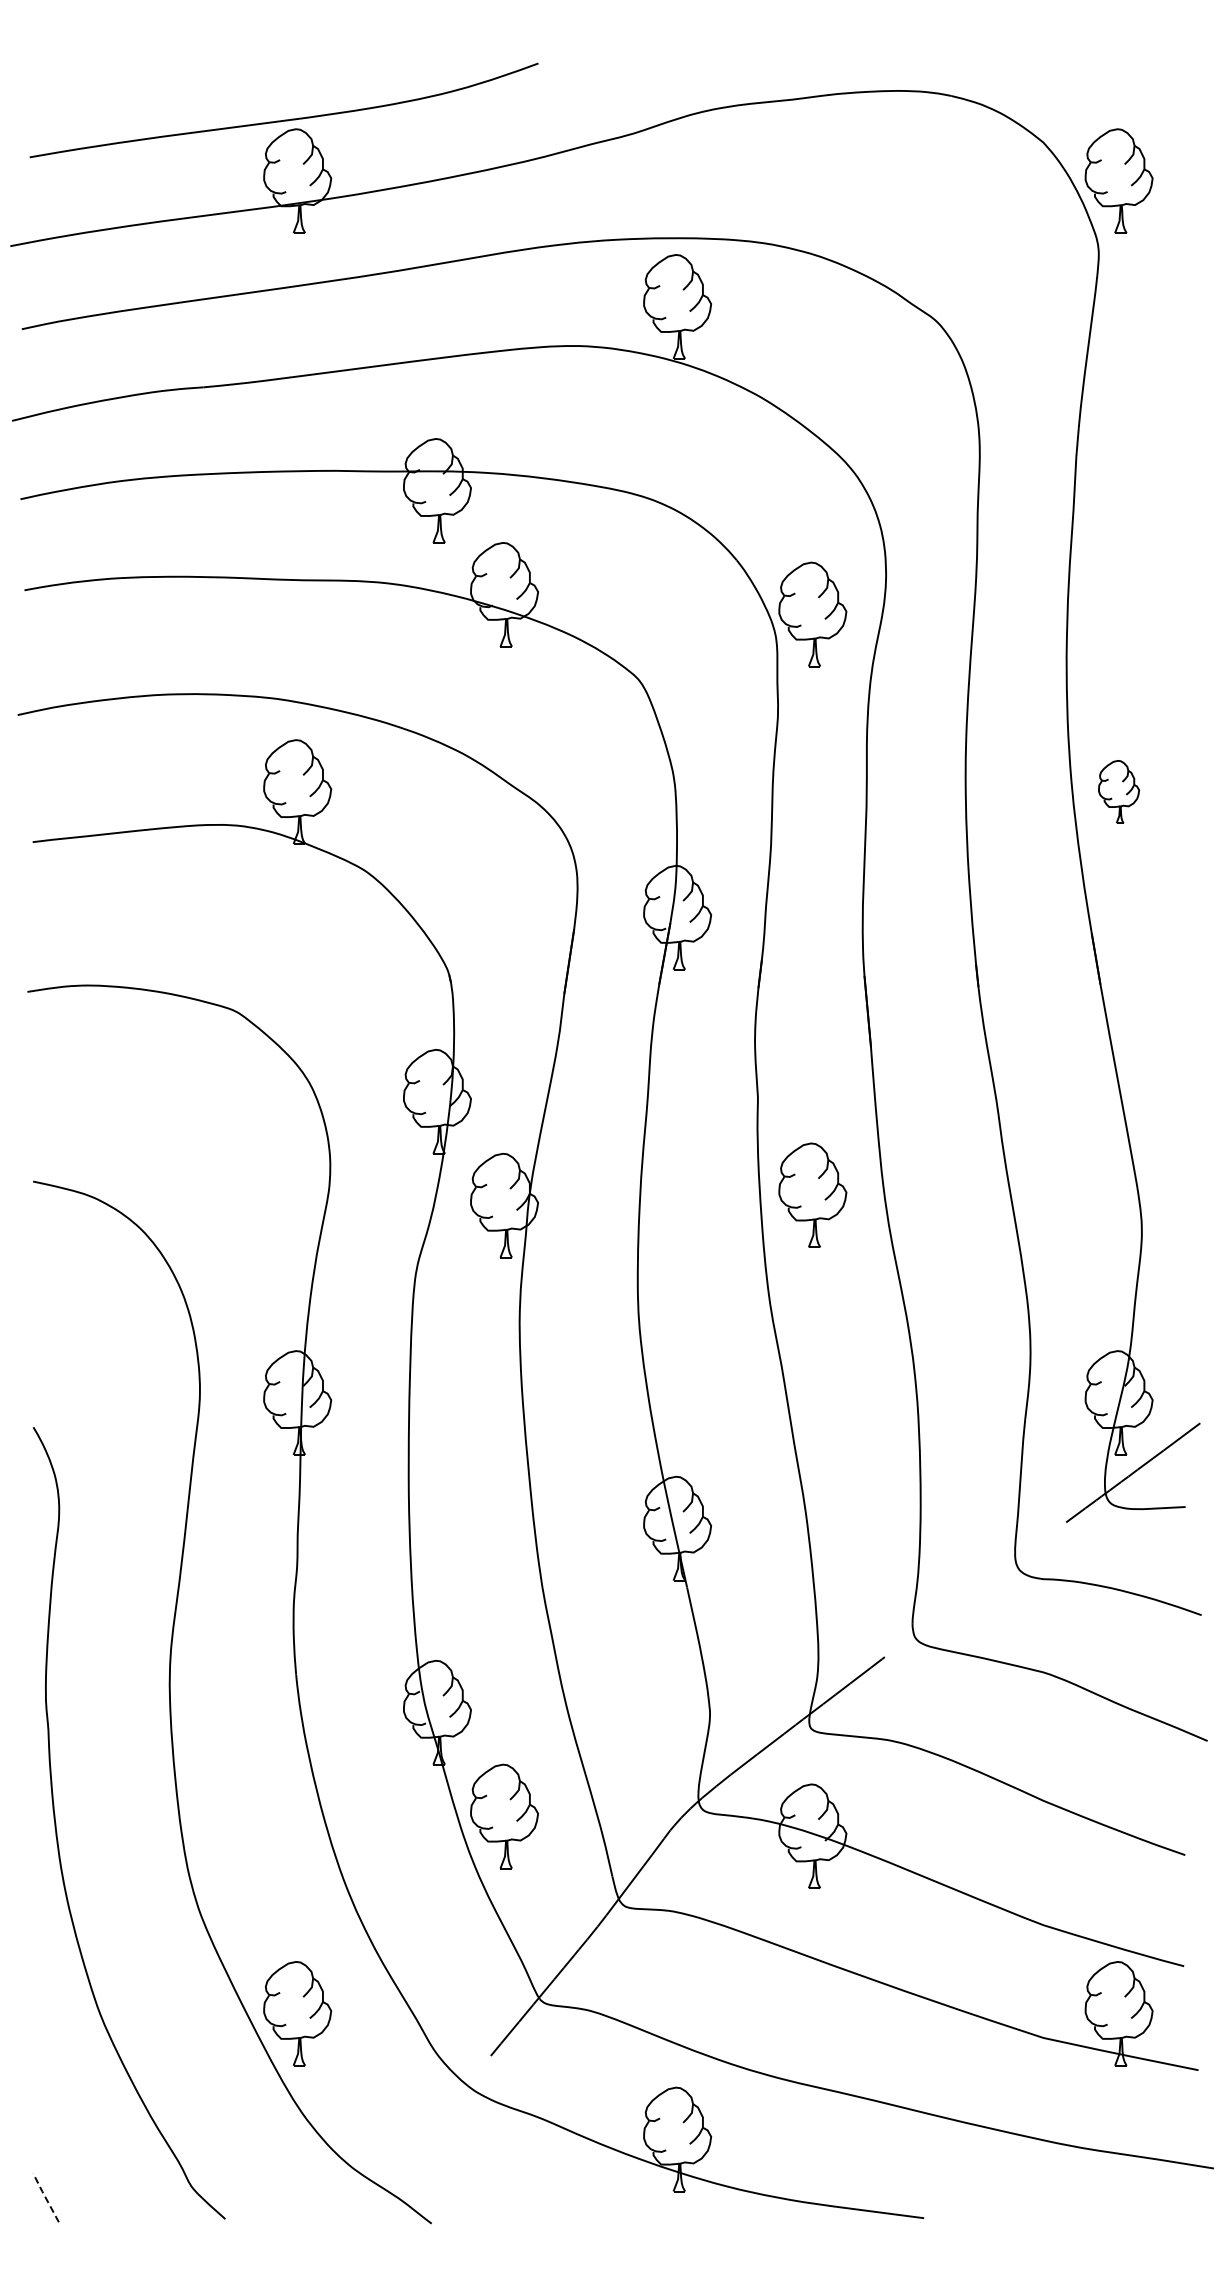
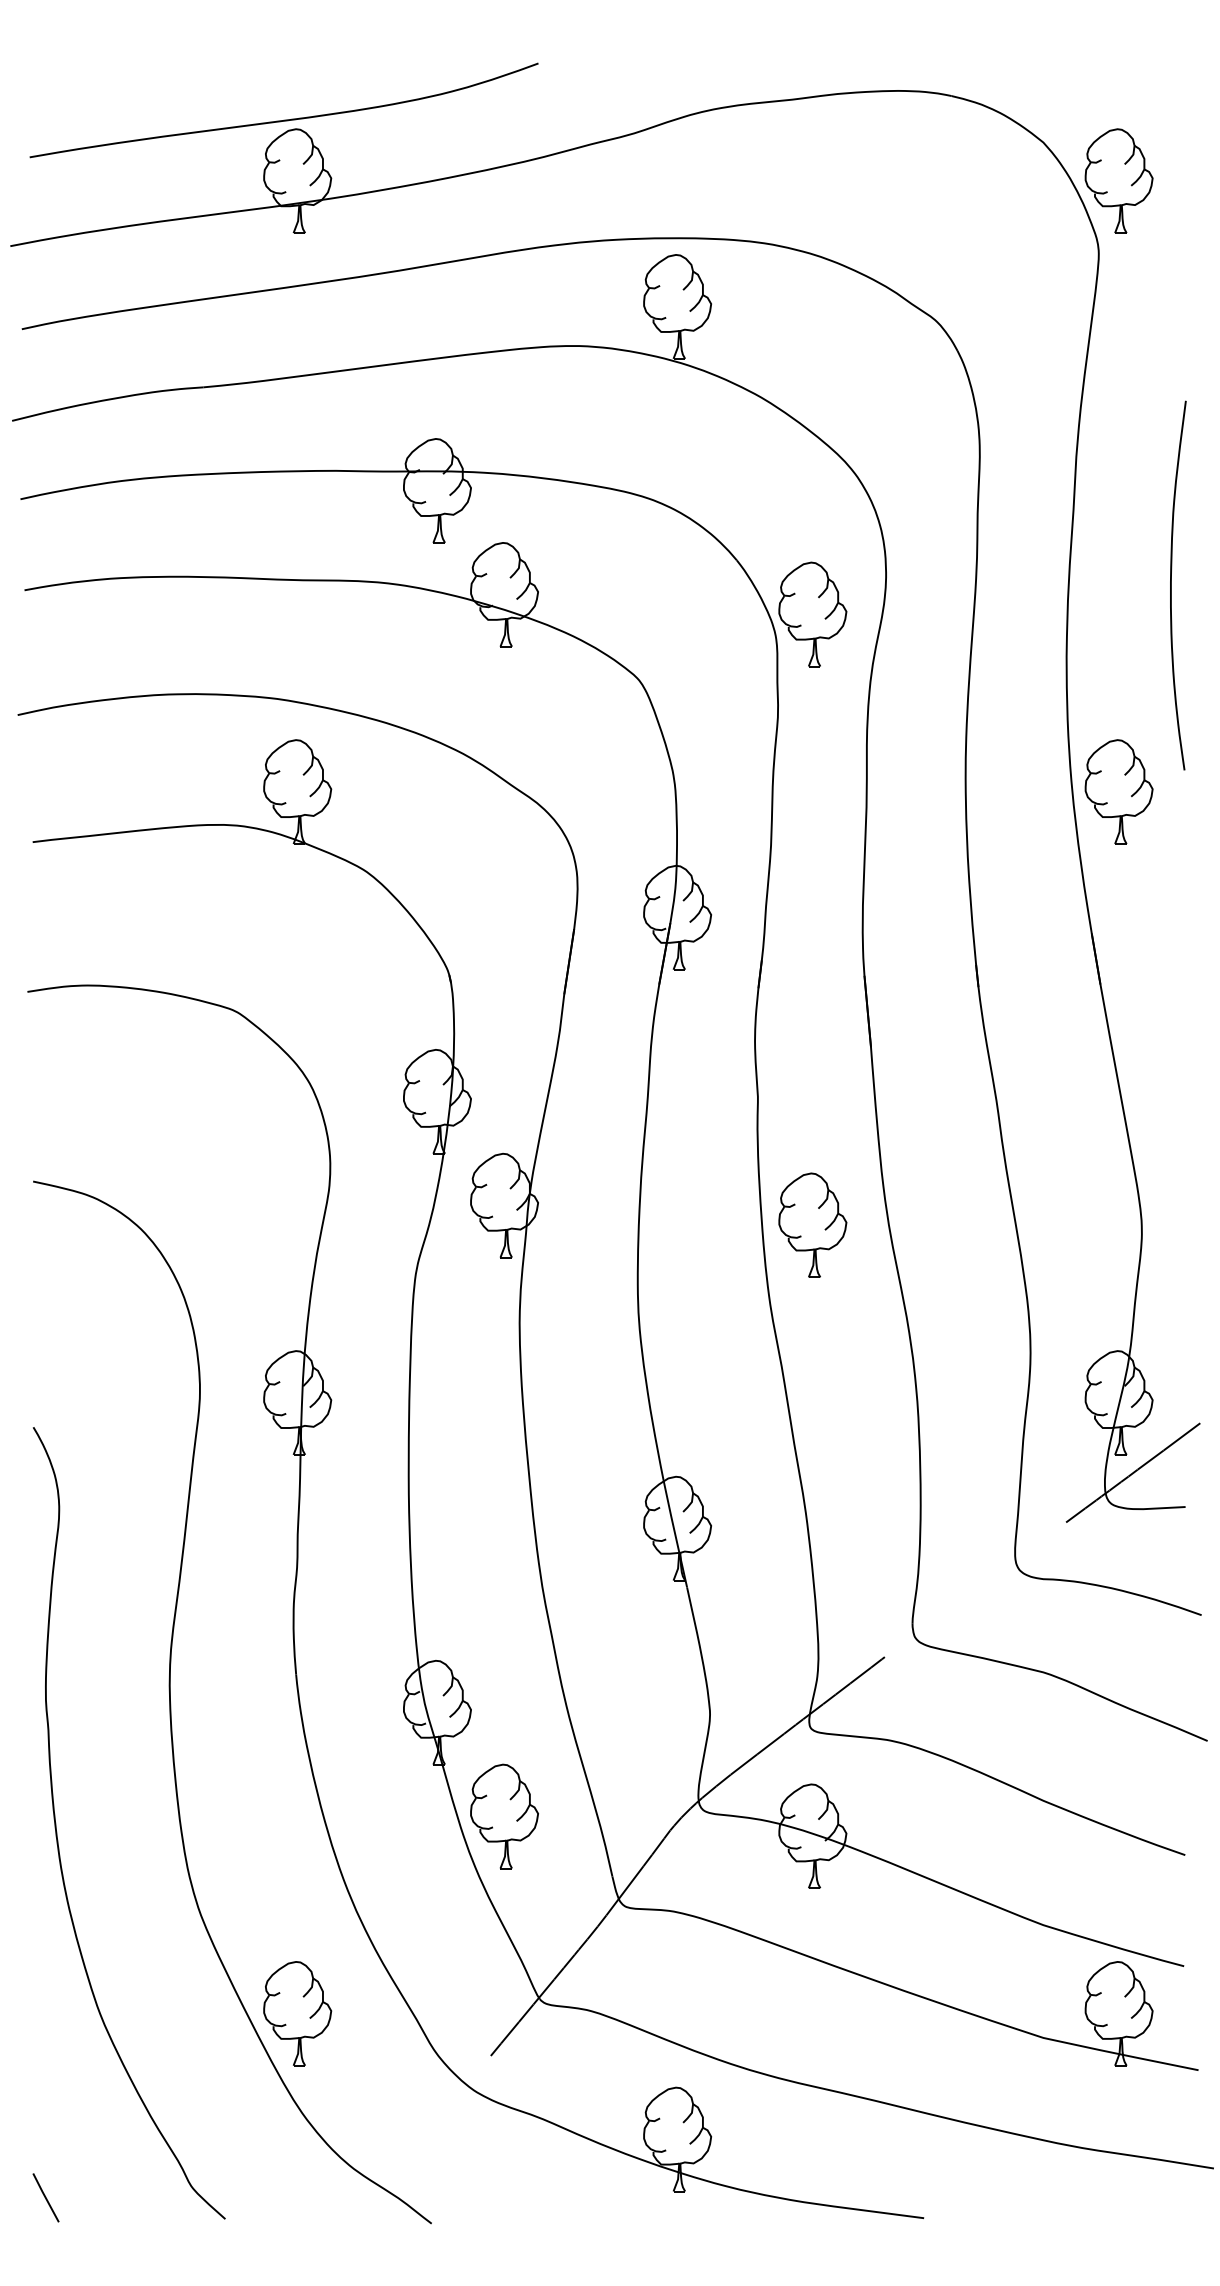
curve: none -> present (1171, 585)
part size: 43x64 px -> 70x106 px (1118, 791)
part position: (812, 1194) -> (812, 1224) (812, 1224)
line: dashed -> solid (45, 2196)
